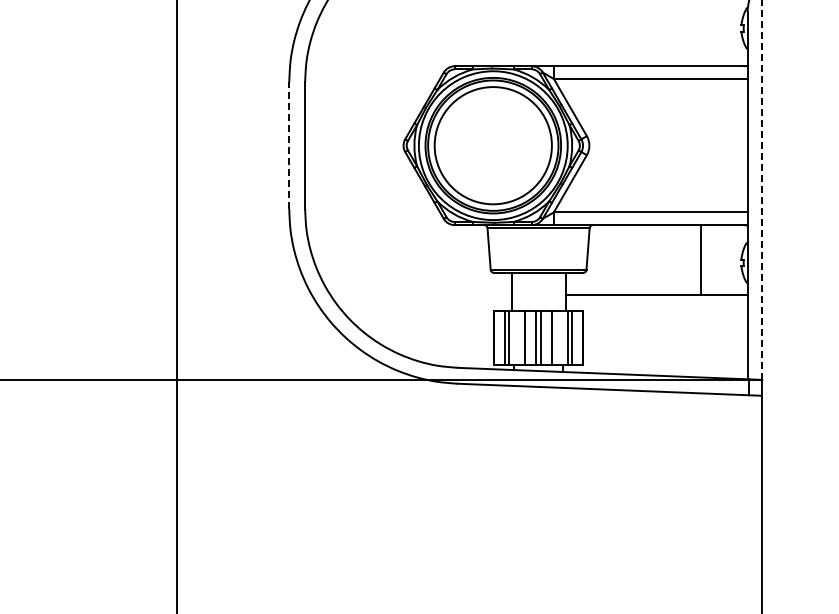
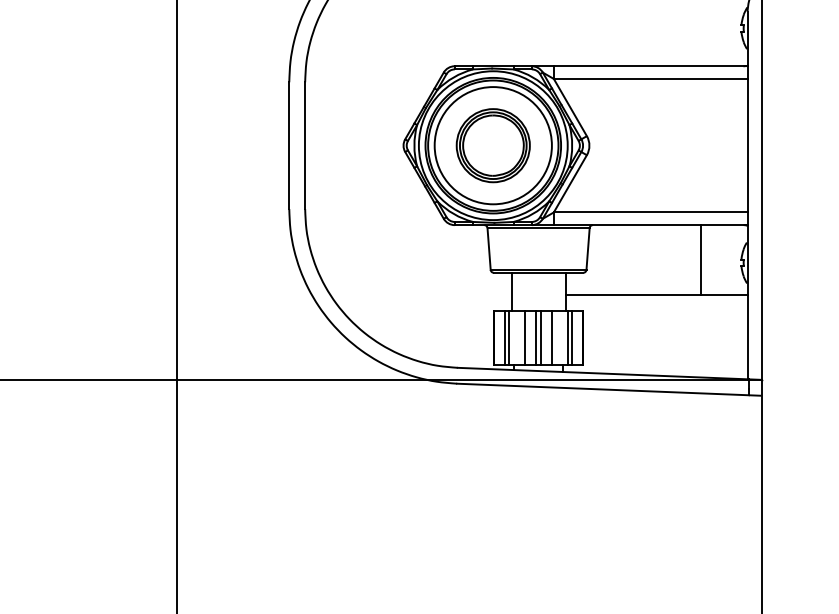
line: dashed -> solid (289, 145)
part: none -> present (492, 145)
line: dashed -> solid (761, 190)
